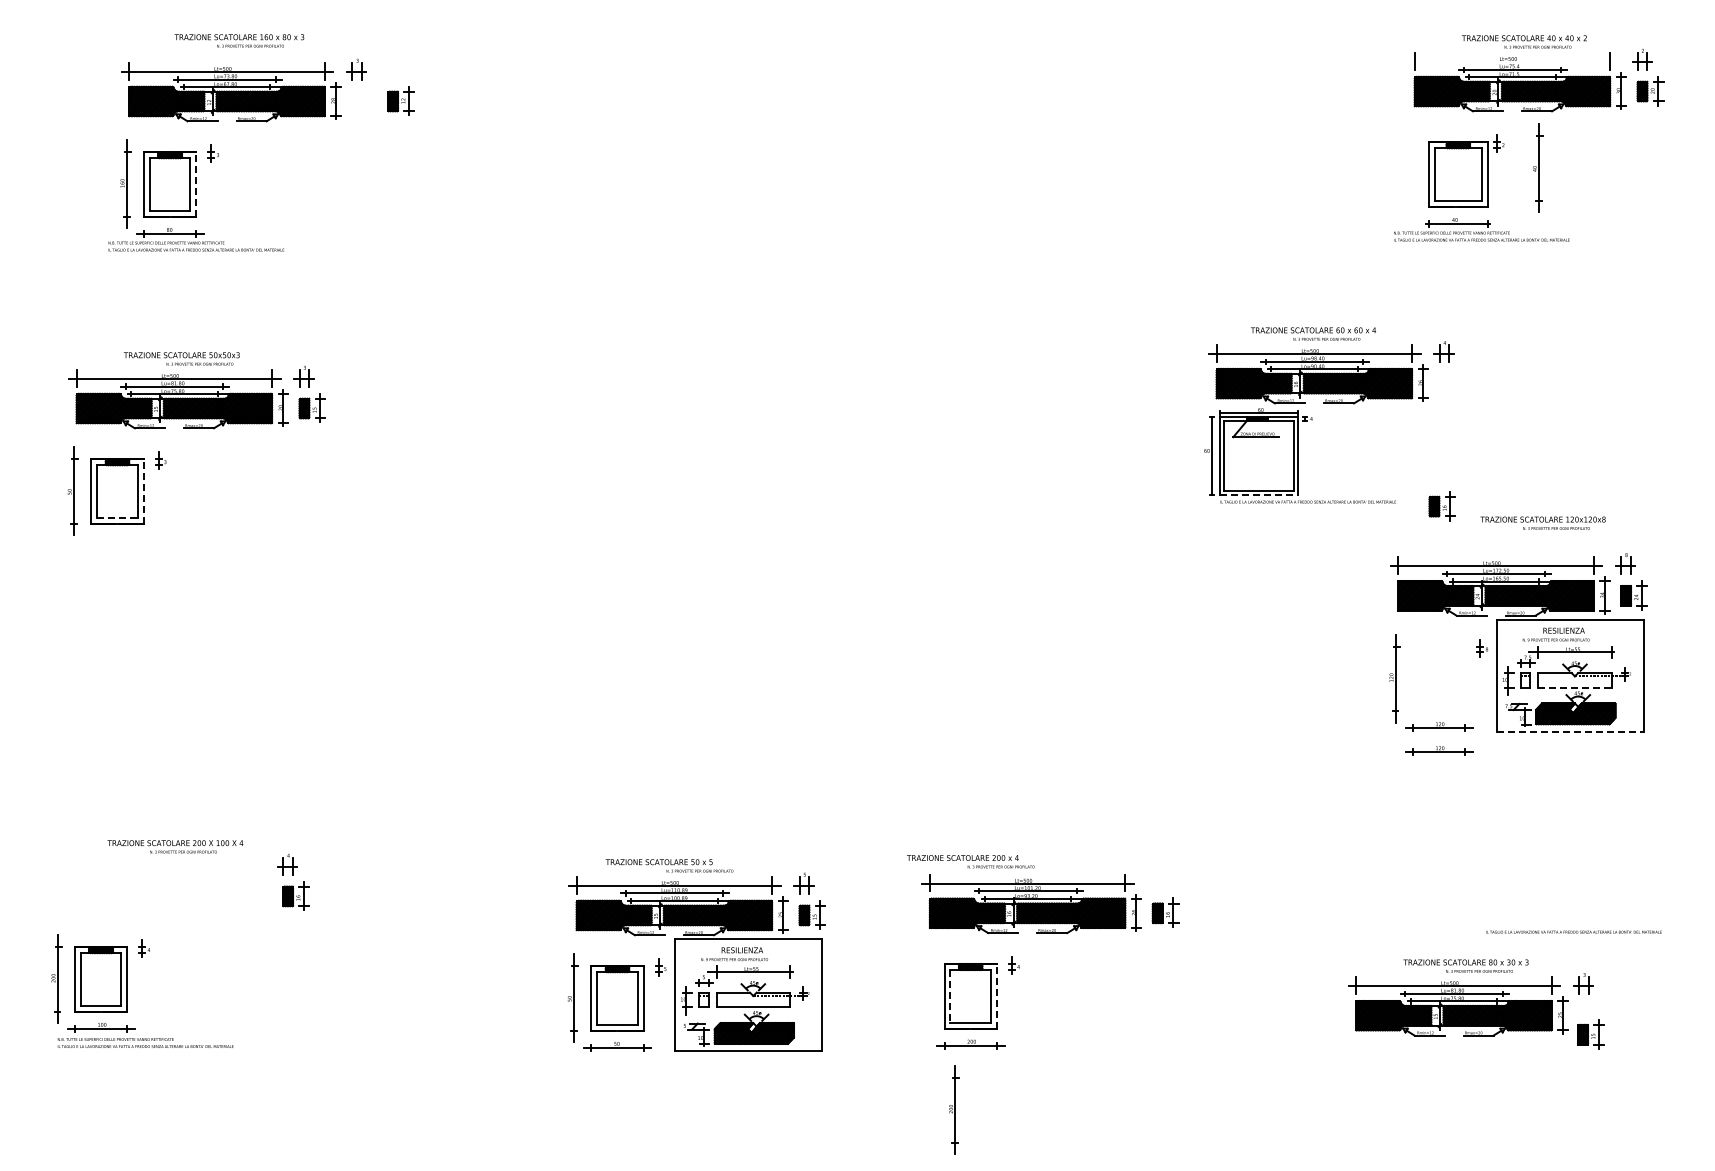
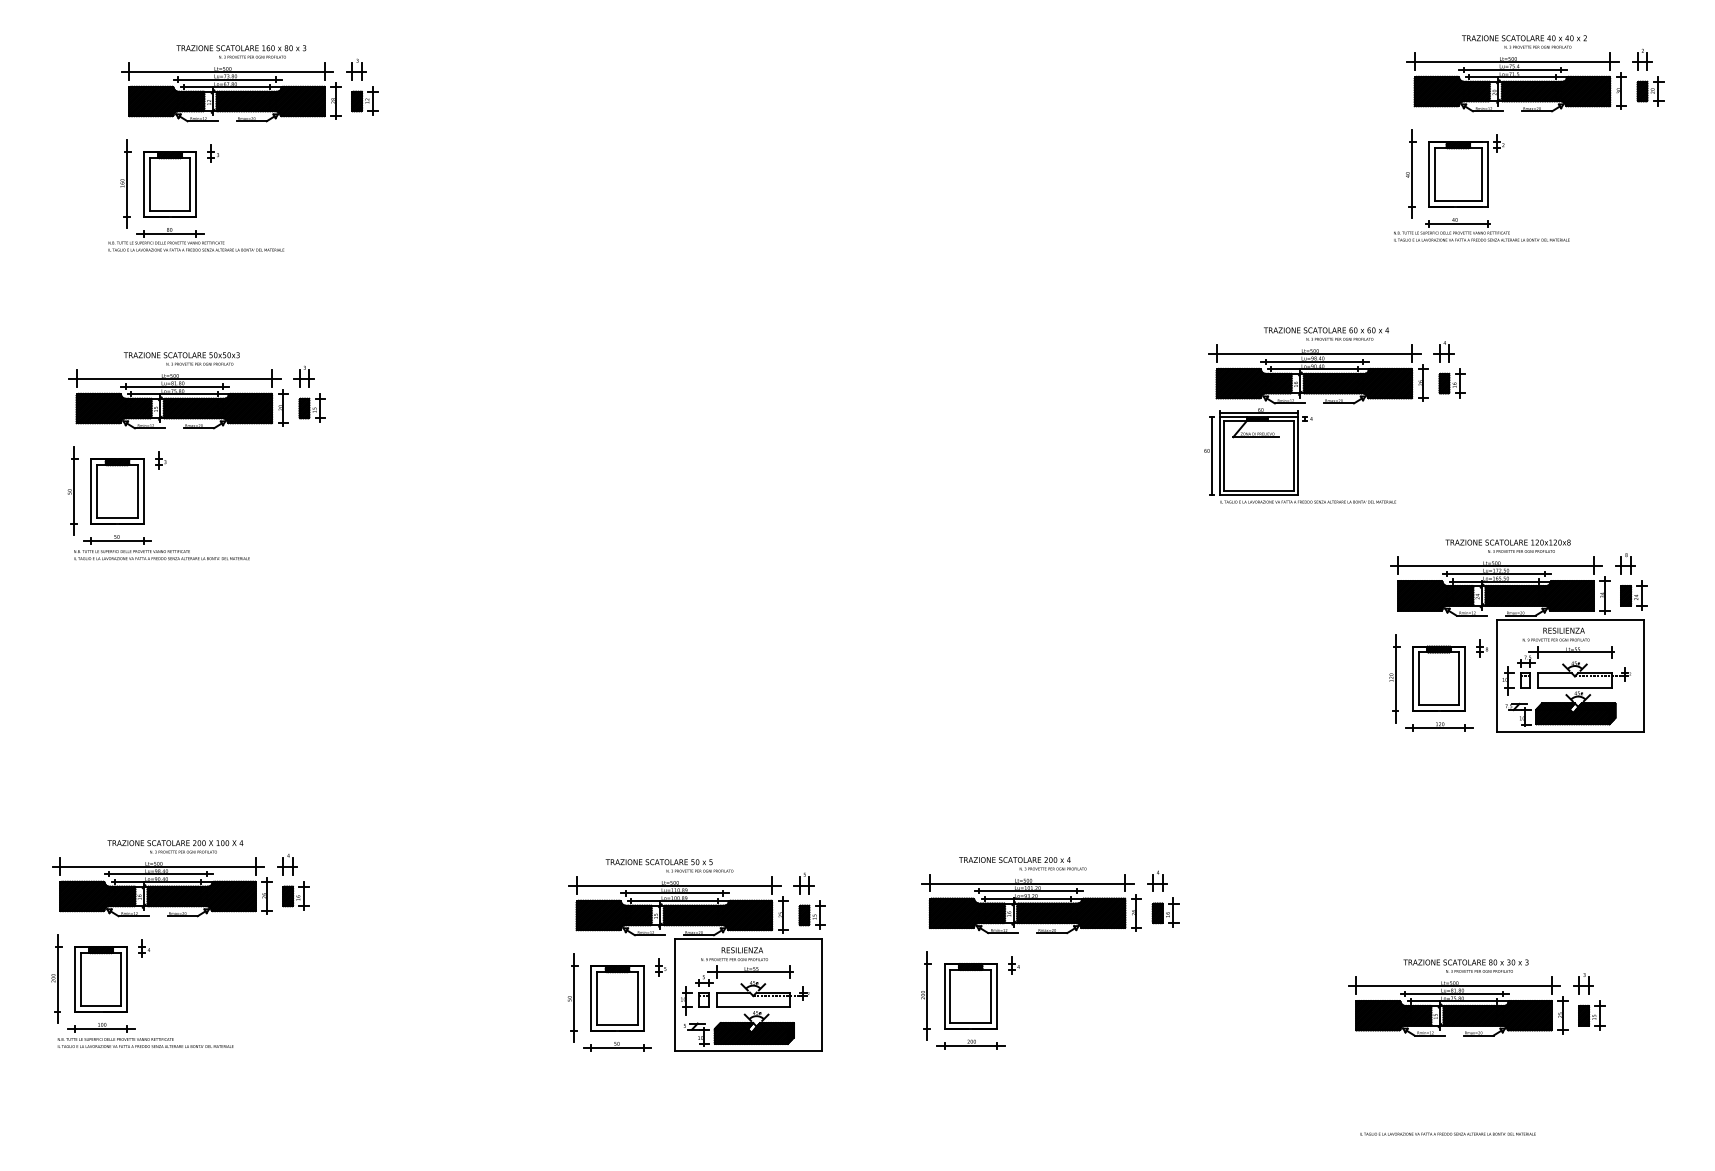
text position: (239, 40) -> (241, 51) (241, 51)
line: none -> present (1512, 62)
part position: (400, 100) -> (364, 100) (364, 100)
part position: (1538, 167) -> (1411, 173) (1411, 173)
line: dashed -> solid (196, 184)
text position: (1313, 333) -> (1326, 333) (1326, 333)
line: dashed -> solid (143, 491)
line: dashed -> solid (1259, 495)
part position: (1441, 506) -> (1451, 383) (1451, 383)
line: dashed -> solid (117, 518)
text position: (1542, 522) -> (1507, 545) (1507, 545)
part: none -> present (161, 547)
part: none -> present (1438, 678)
line: dashed -> solid (1574, 687)
line: dashed -> solid (1570, 731)
part: present -> none (1439, 750)
text position: (970, 861) -> (1022, 863) (1022, 863)
part: none -> present (1157, 880)
part: none -> present (162, 887)
text position: (1573, 931) -> (1447, 1133) (1447, 1133)
line: dashed -> solid (996, 995)
line: dashed -> solid (950, 996)
part position: (1590, 1034) -> (1591, 1015) (1591, 1015)
part position: (954, 1109) -> (926, 995) (926, 995)
